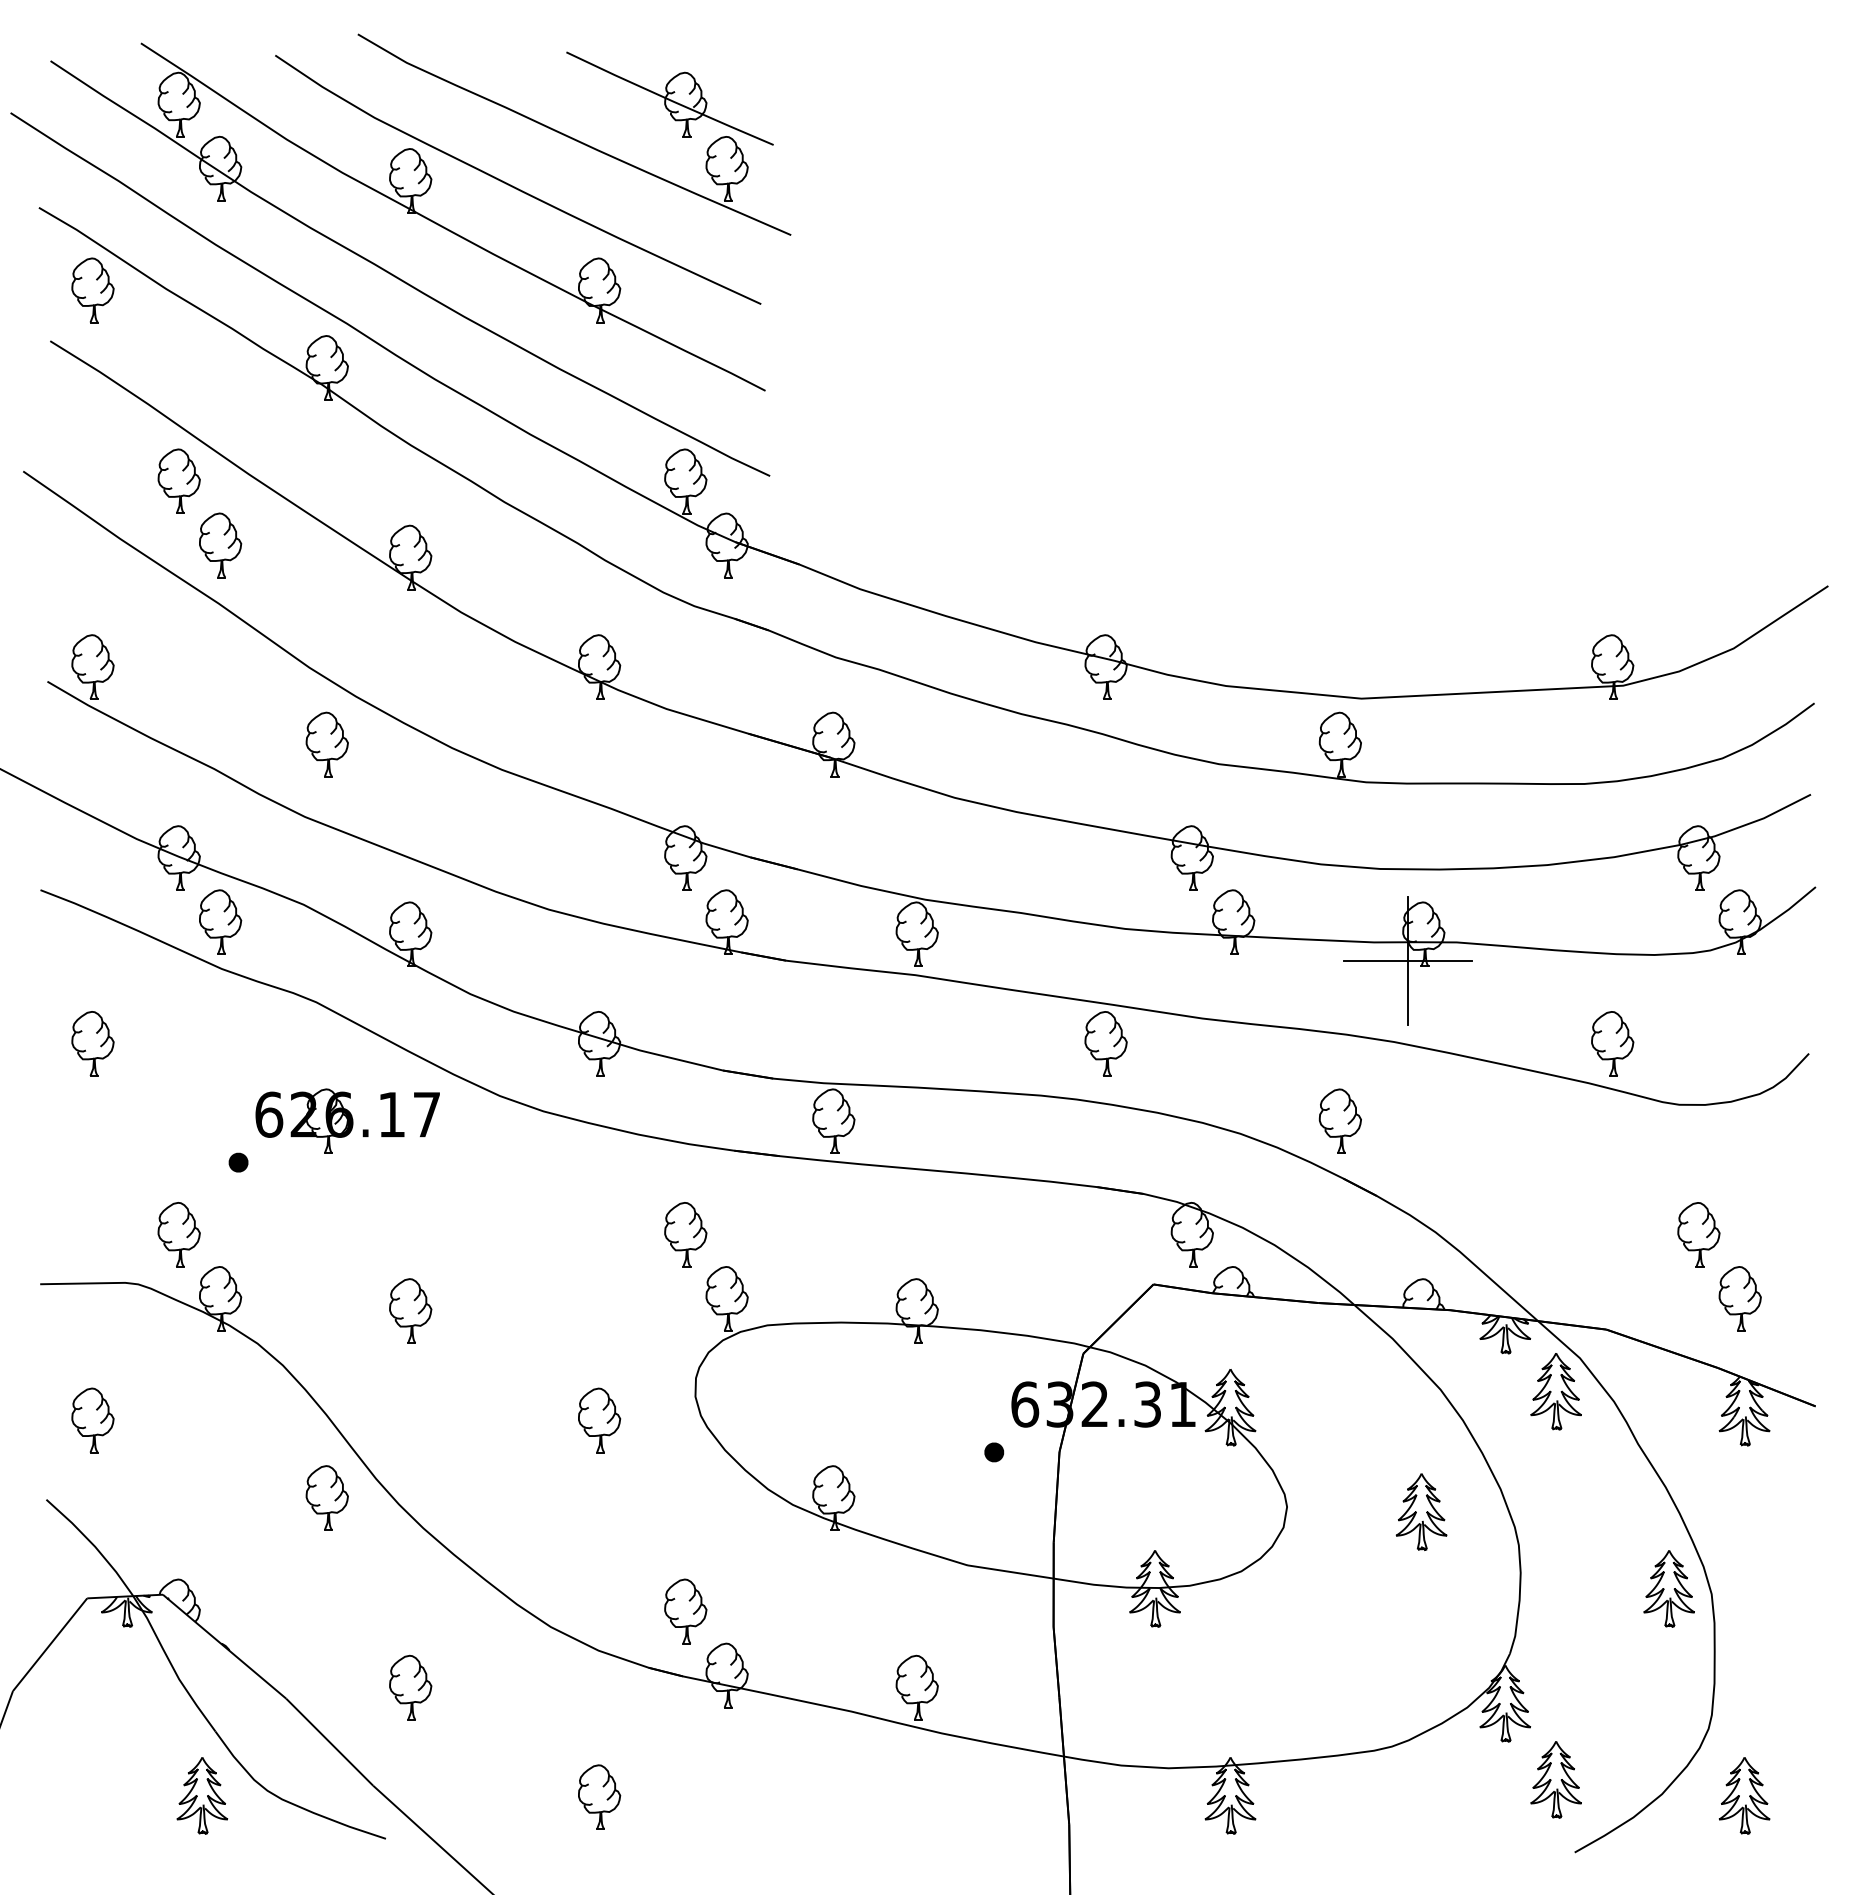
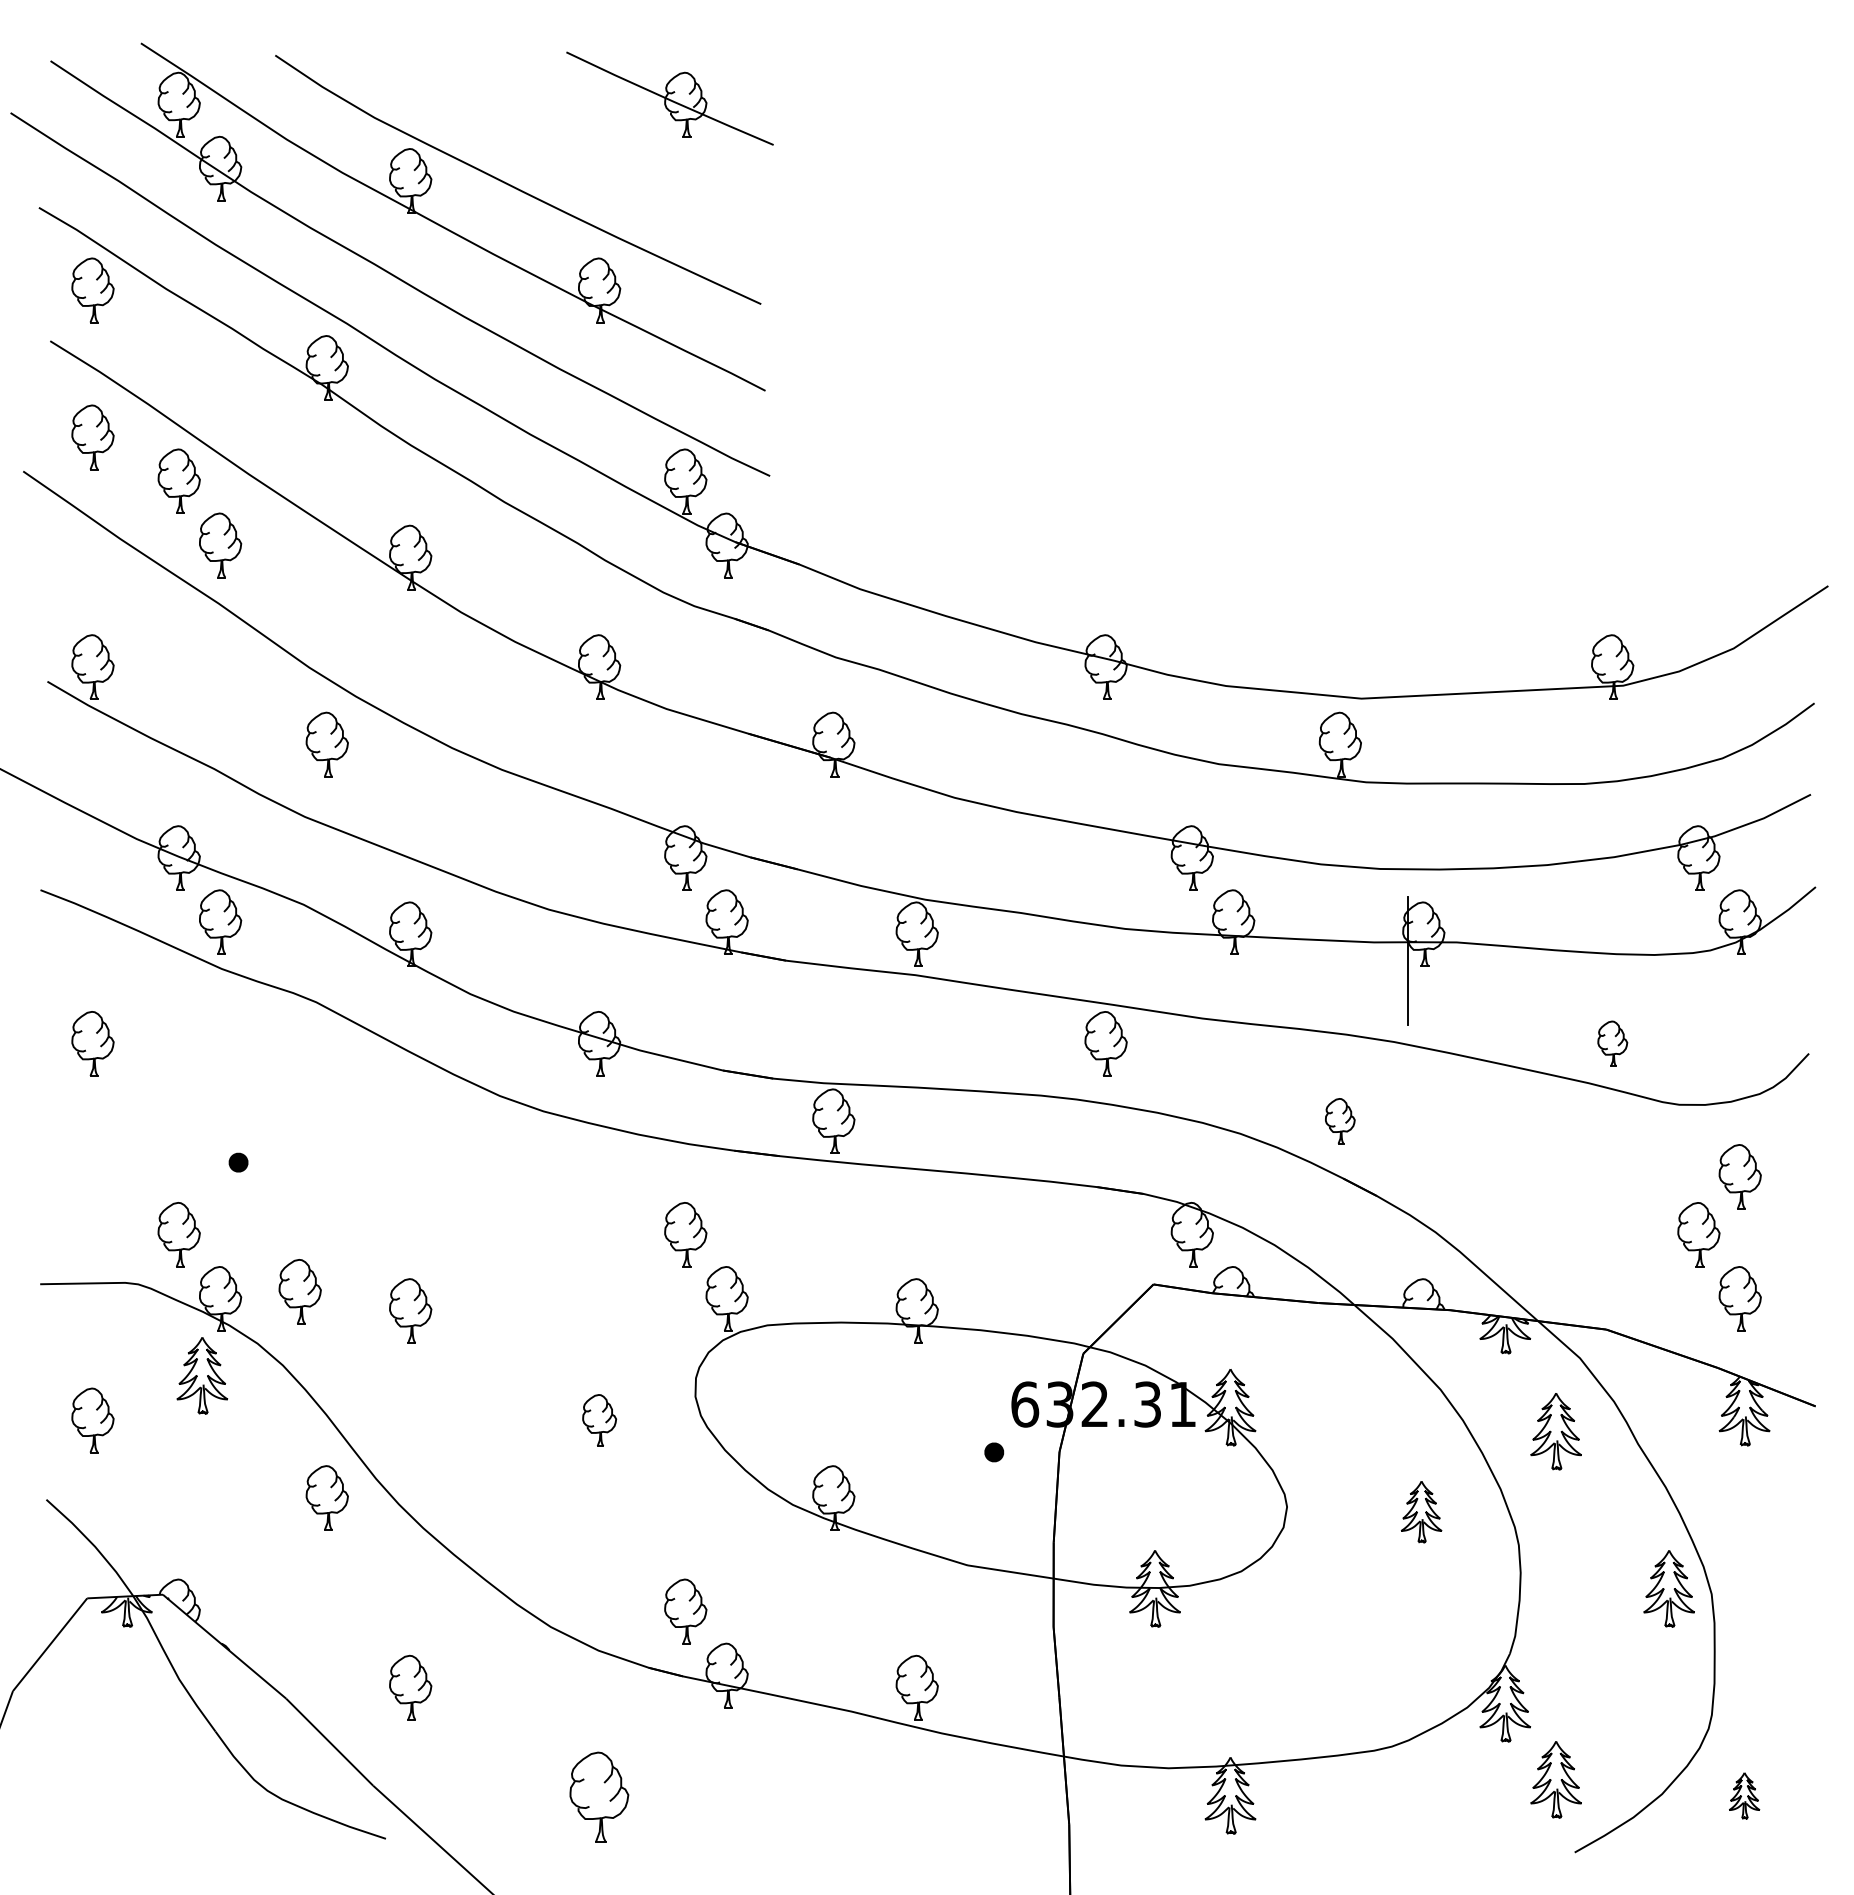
part: present -> none (574, 134)
part: none -> present (92, 437)
line: present -> none (1408, 961)
part size: 44x66 px -> 32x47 px (1612, 1043)
part: present -> none (347, 1120)
part size: 44x66 px -> 31x47 px (1340, 1121)
part: none -> present (1739, 1176)
part: none -> present (299, 1291)
part position: (1555, 1391) -> (1555, 1431) (1555, 1431)
part size: 44x67 px -> 36x53 px (599, 1420)
part size: 53x78 px -> 43x63 px (1421, 1512)
part position: (202, 1795) -> (202, 1375) (202, 1375)
part size: 53x78 px -> 32x48 px (1744, 1795)
part size: 44x66 px -> 61x92 px (599, 1796)
